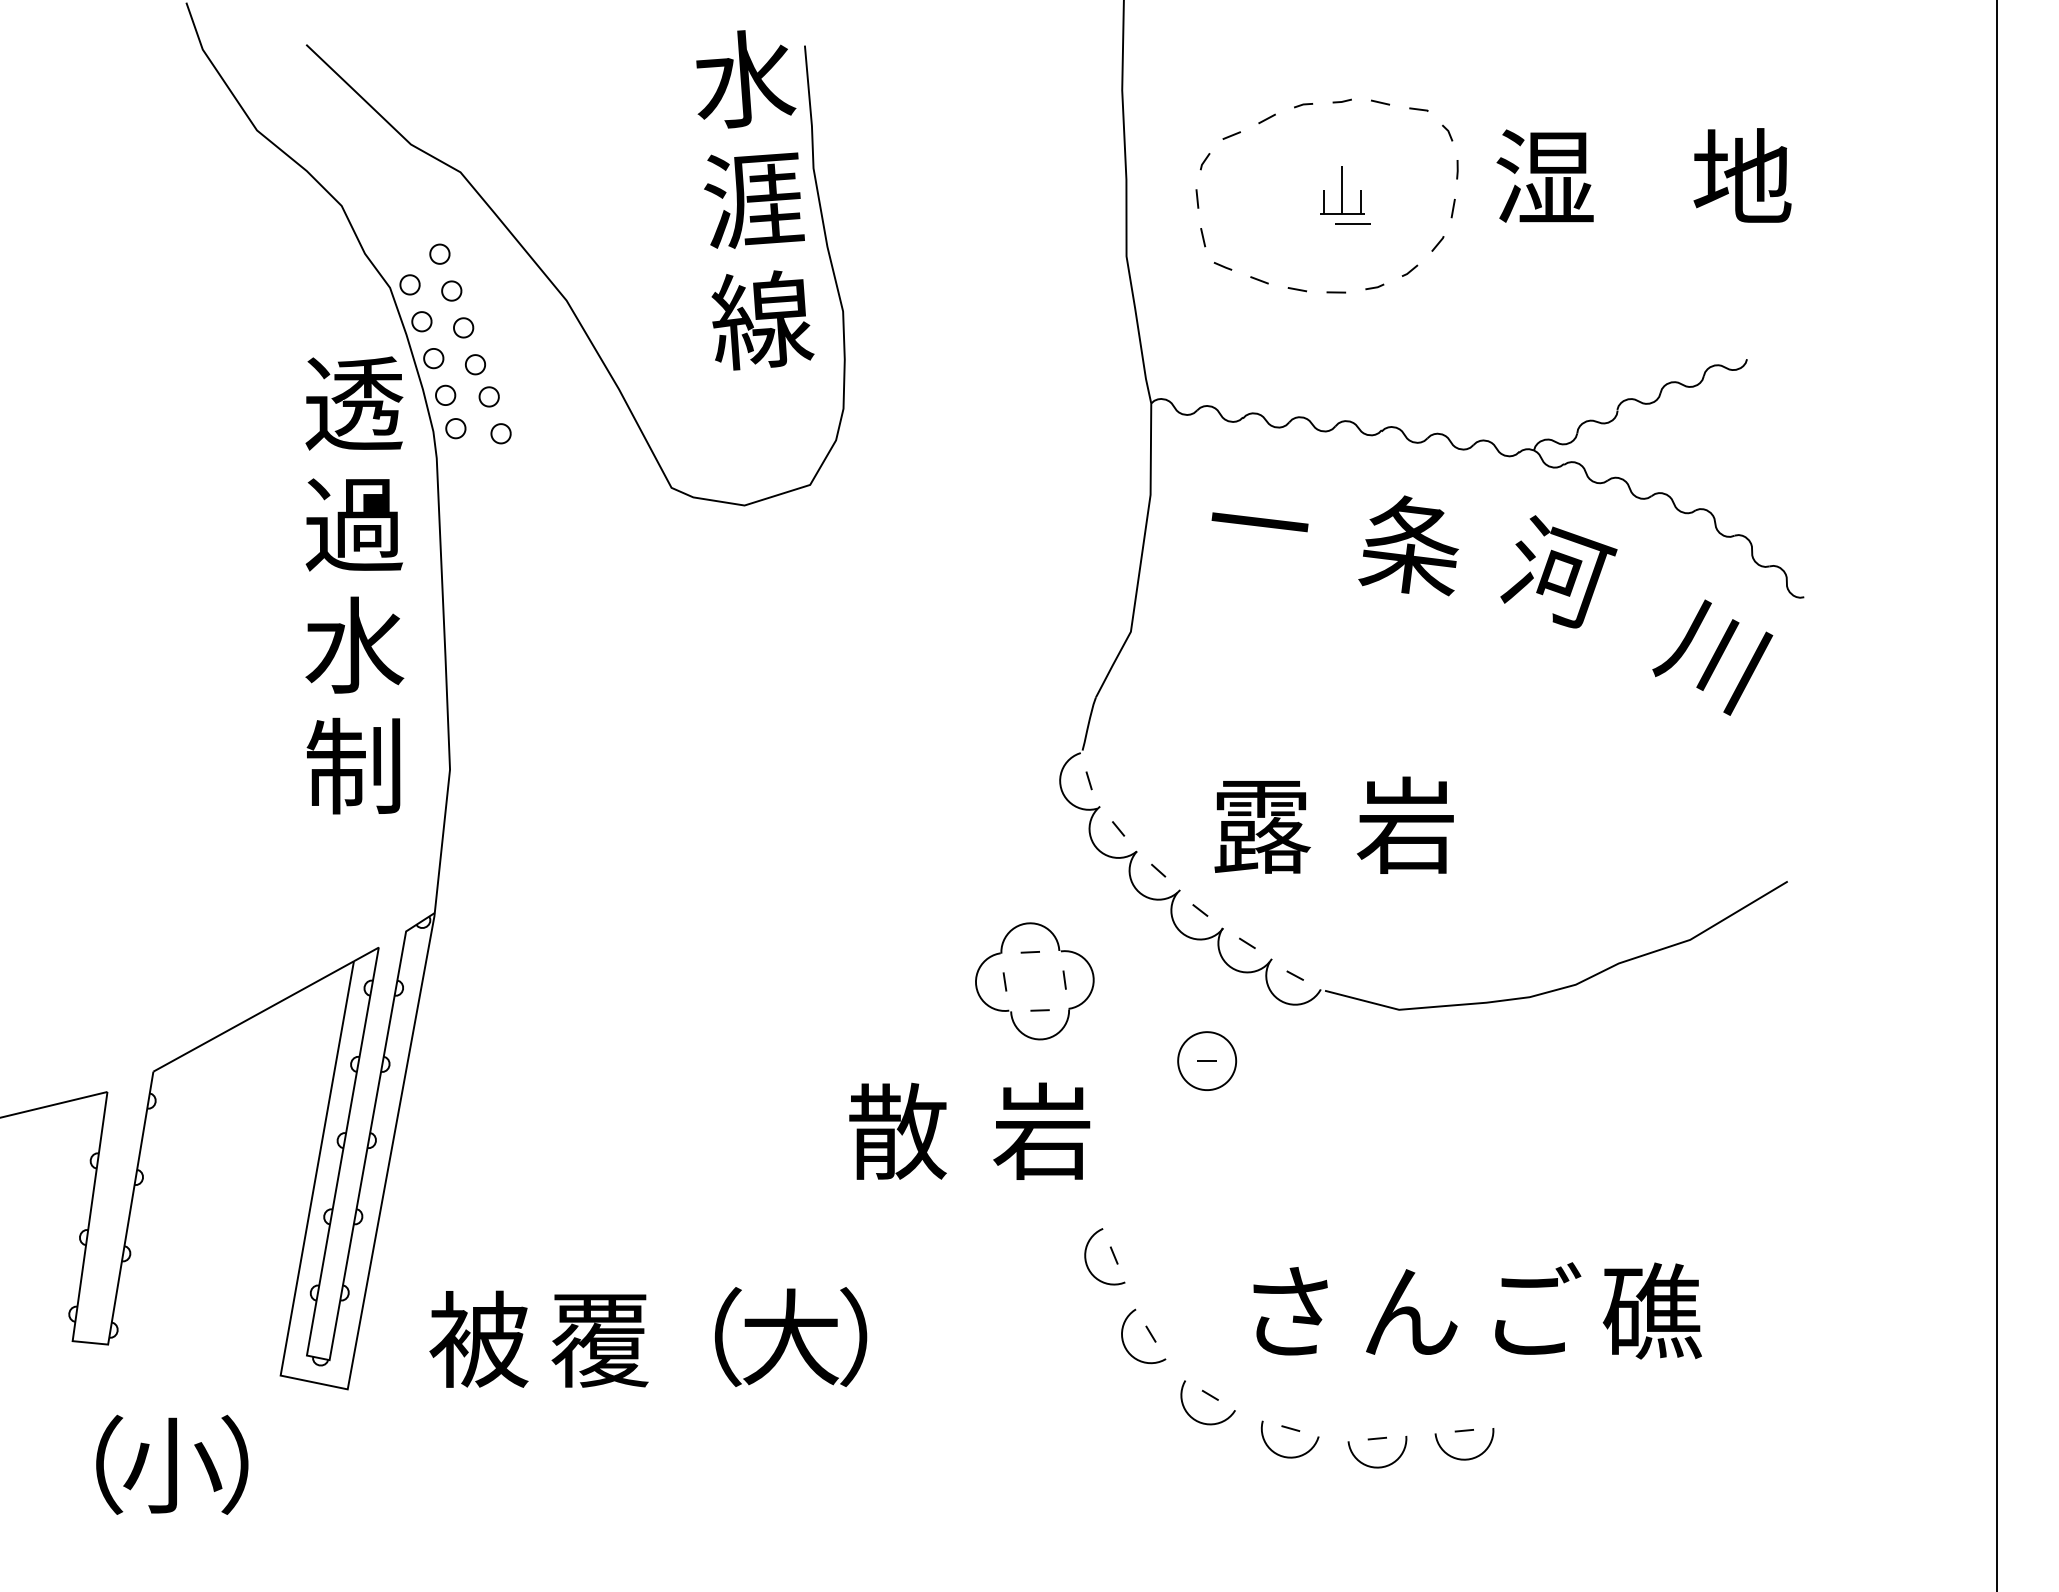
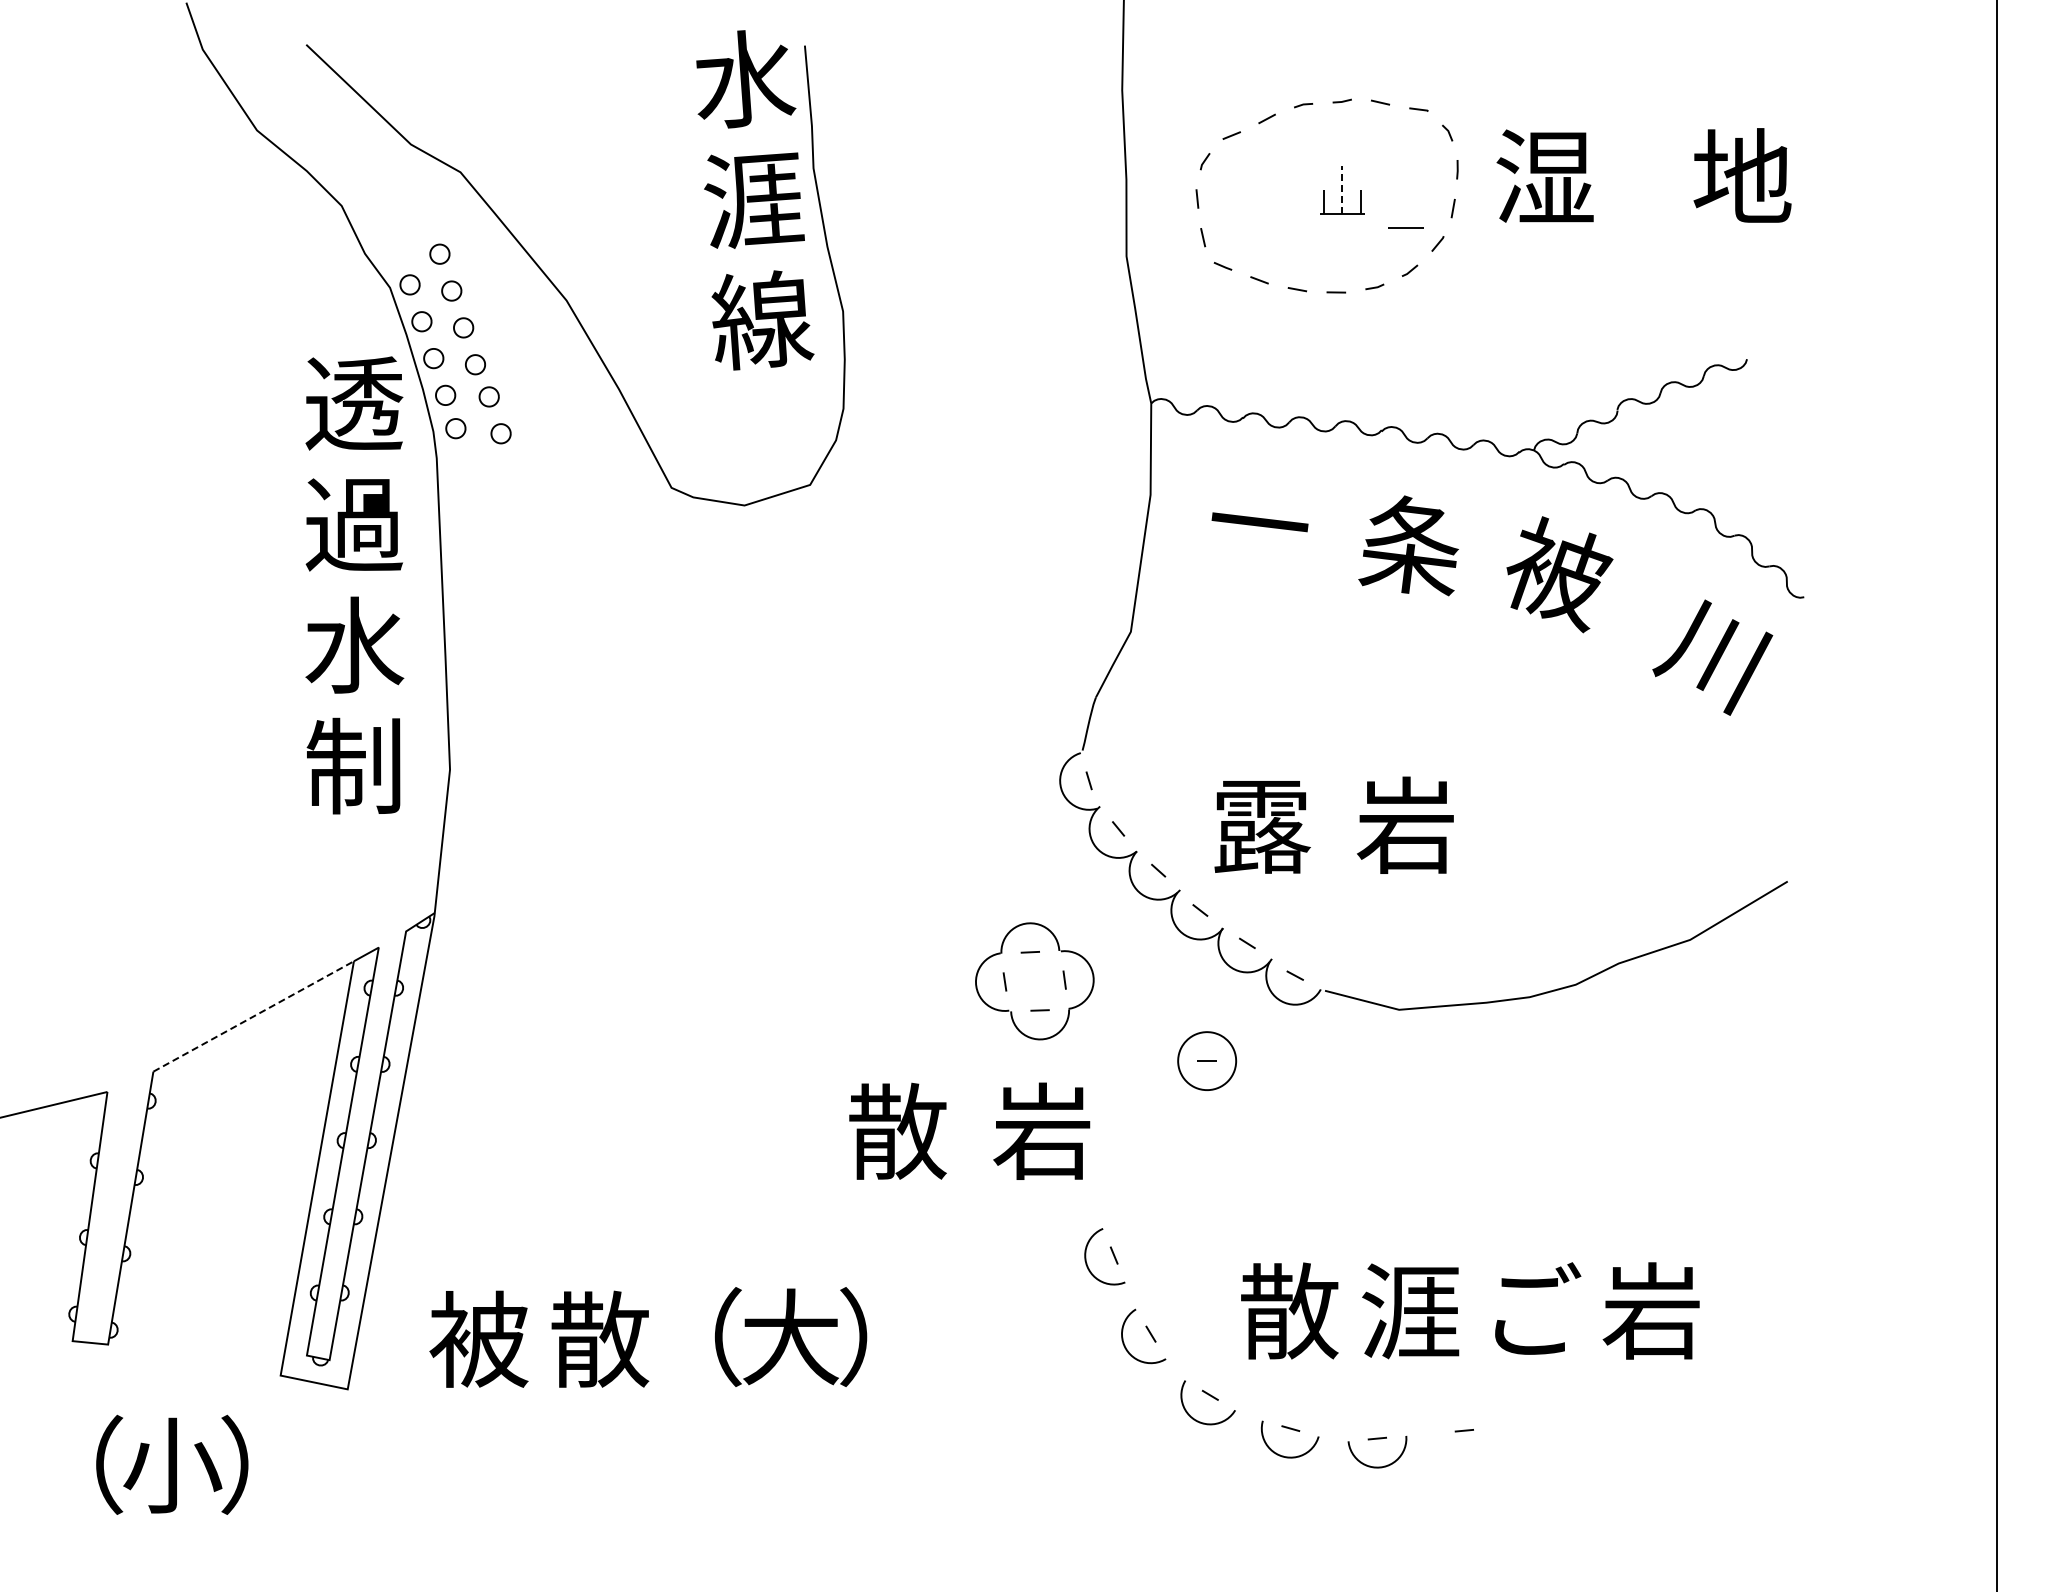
line: solid -> dashed (1342, 189)
line position: (1352, 223) -> (1405, 227) (1405, 227)
text: 河 -> 被 (1558, 574)
line: solid -> dashed (254, 1016)
text: さ -> 散 (1289, 1310)
text: 礁 -> 岩 (1651, 1310)
text: ん -> 涯 (1410, 1311)
text: 覆 -> 散 (600, 1338)
curve: present -> none (1464, 1458)
